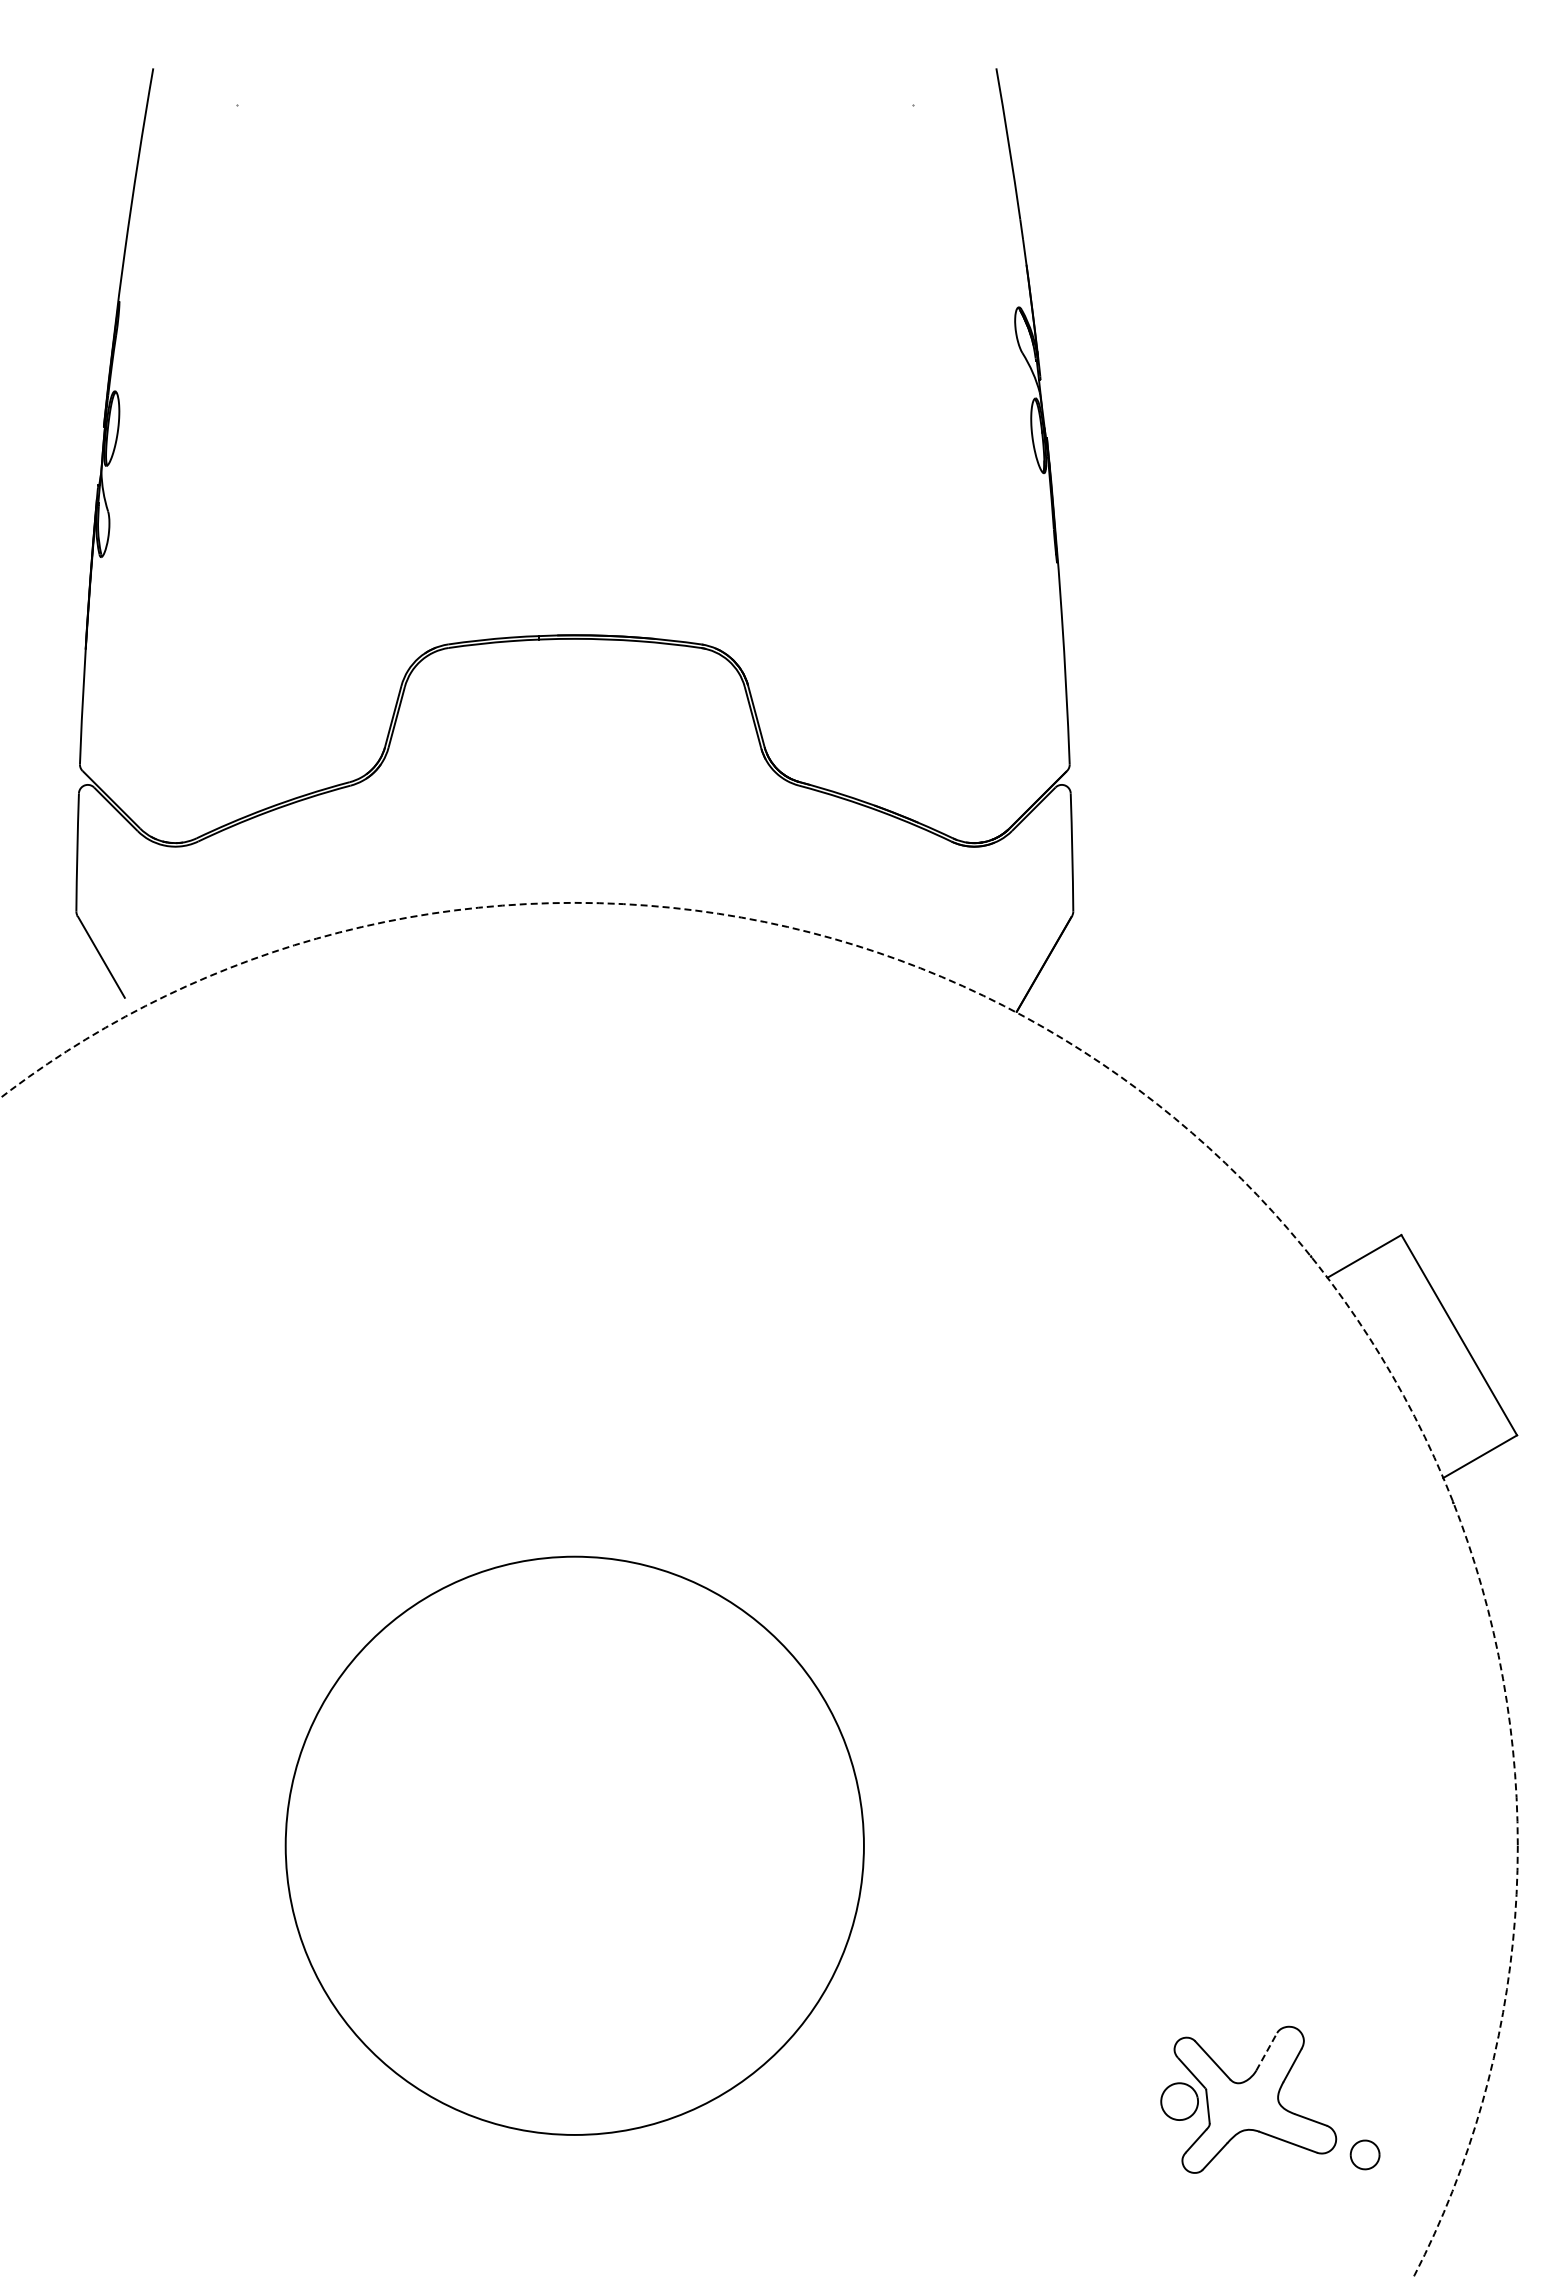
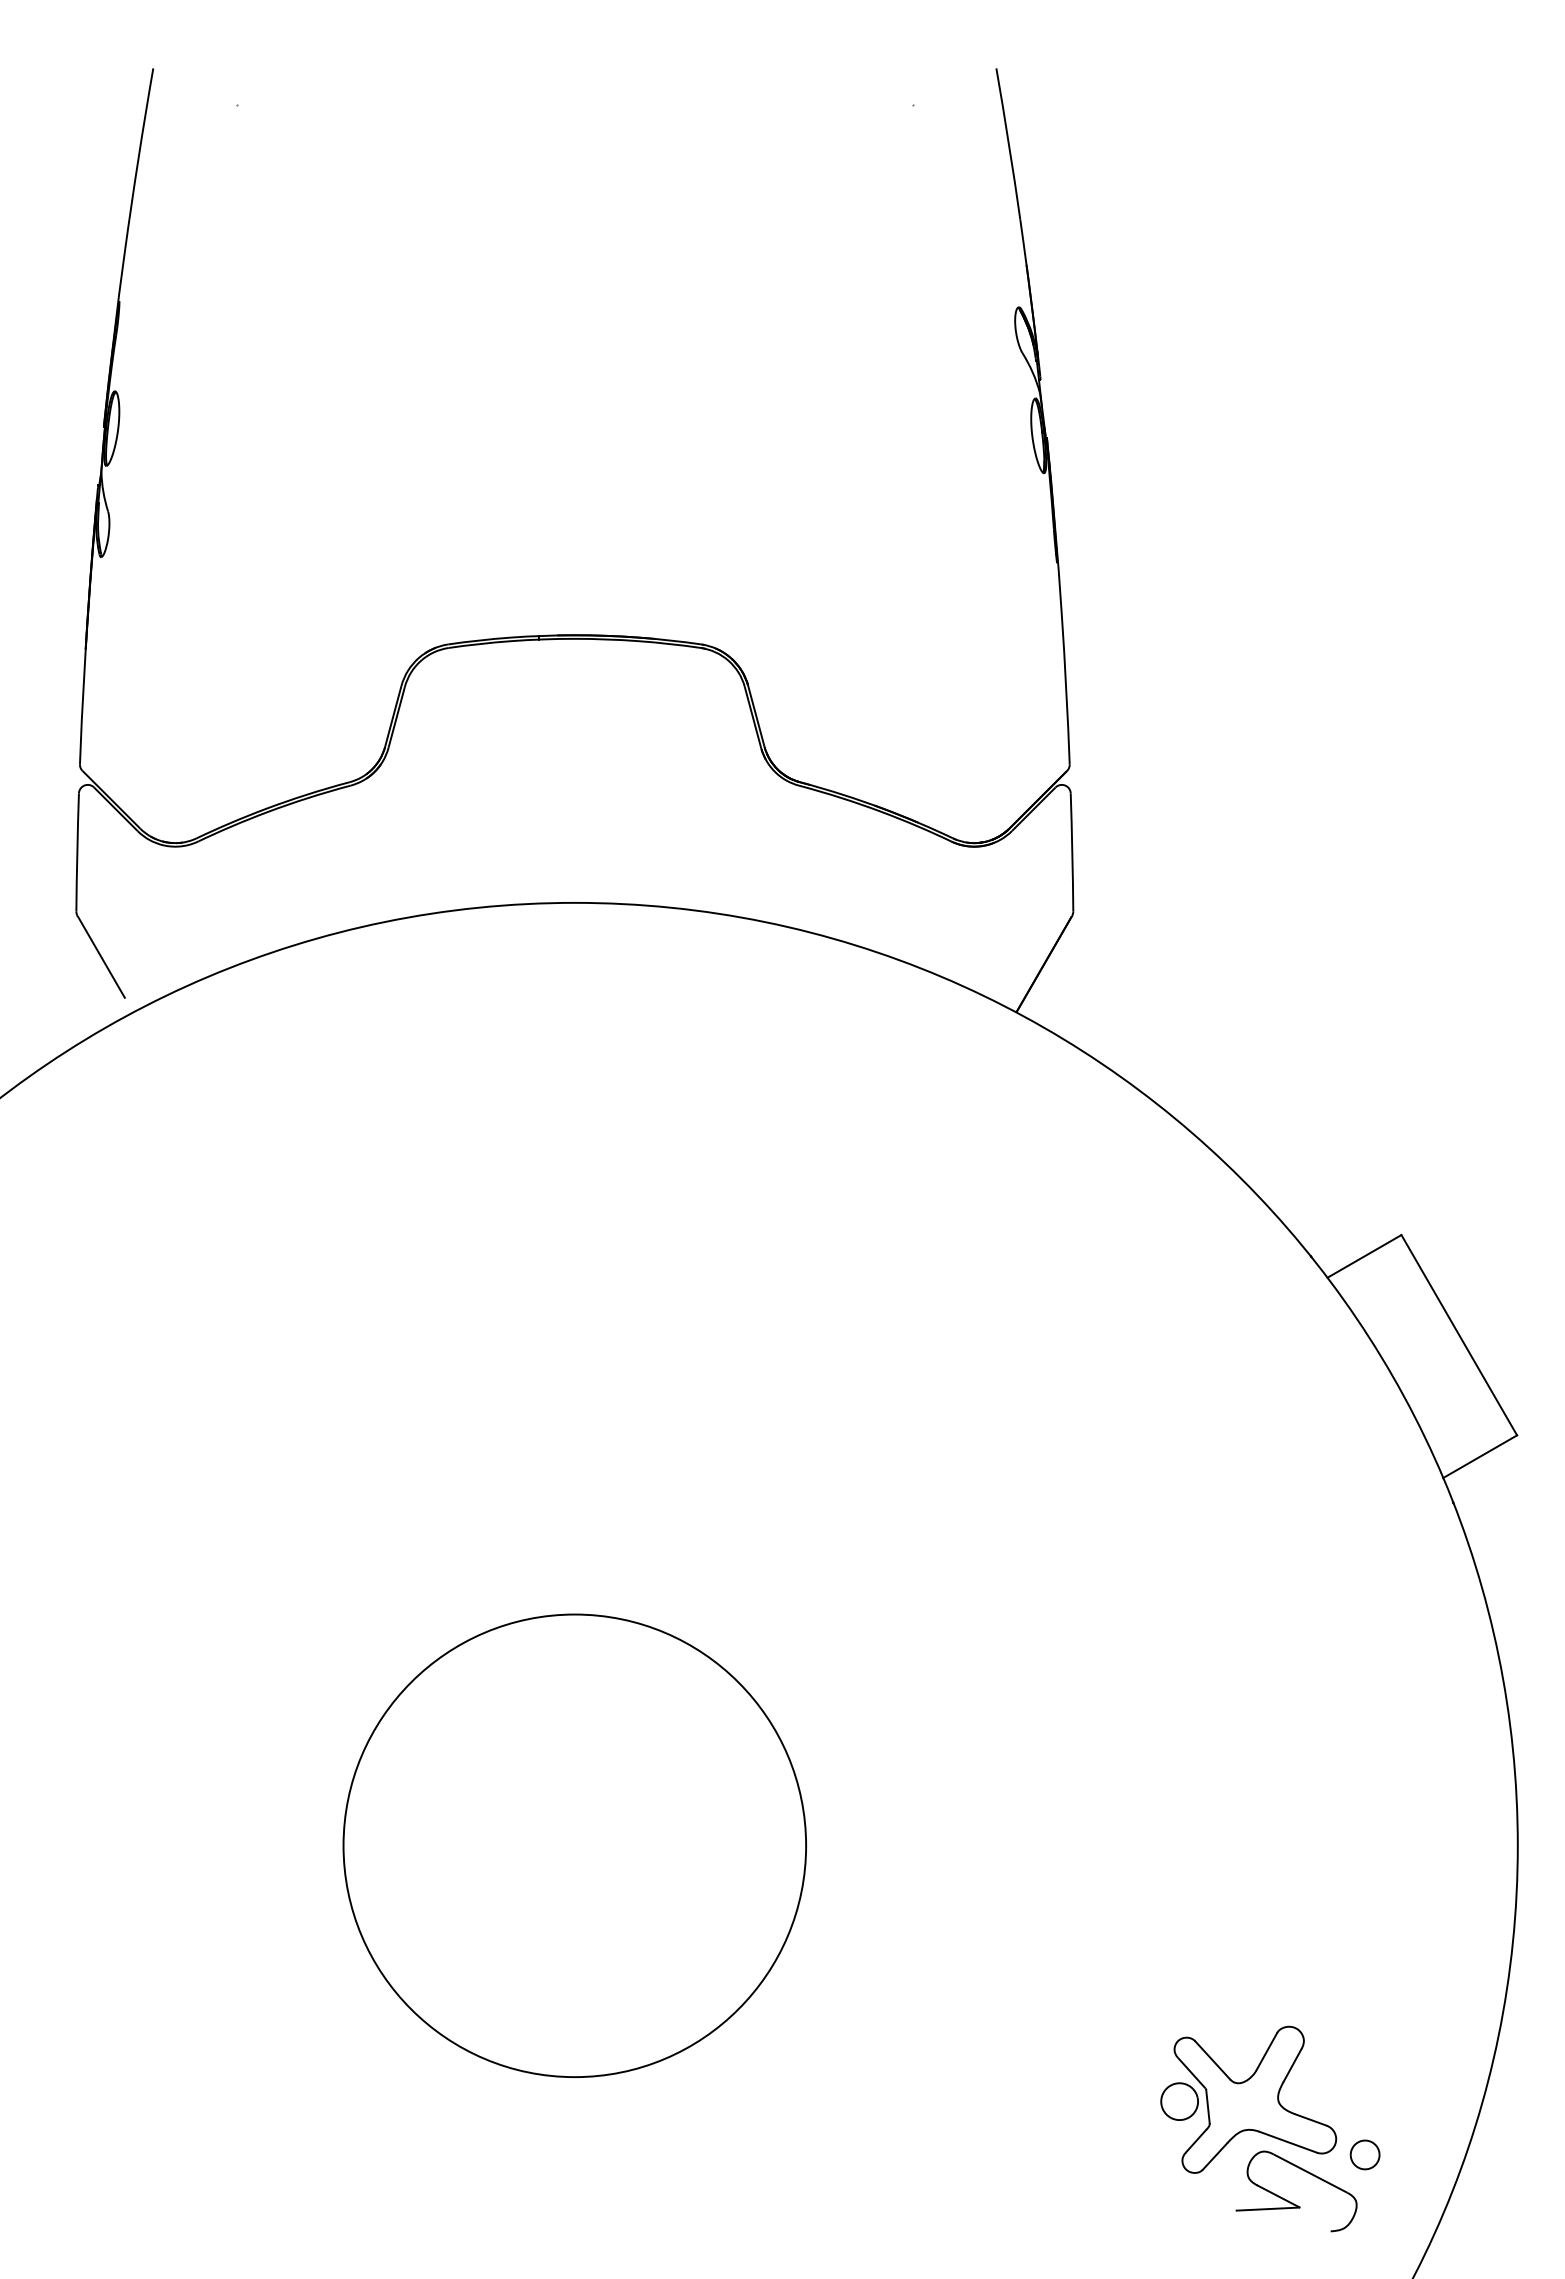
circle: dashed -> solid (758, 1590)
circle diameter: 578 px -> 463 px (574, 1845)
line: dashed -> solid (1266, 2051)
part: none -> present (1290, 2201)
